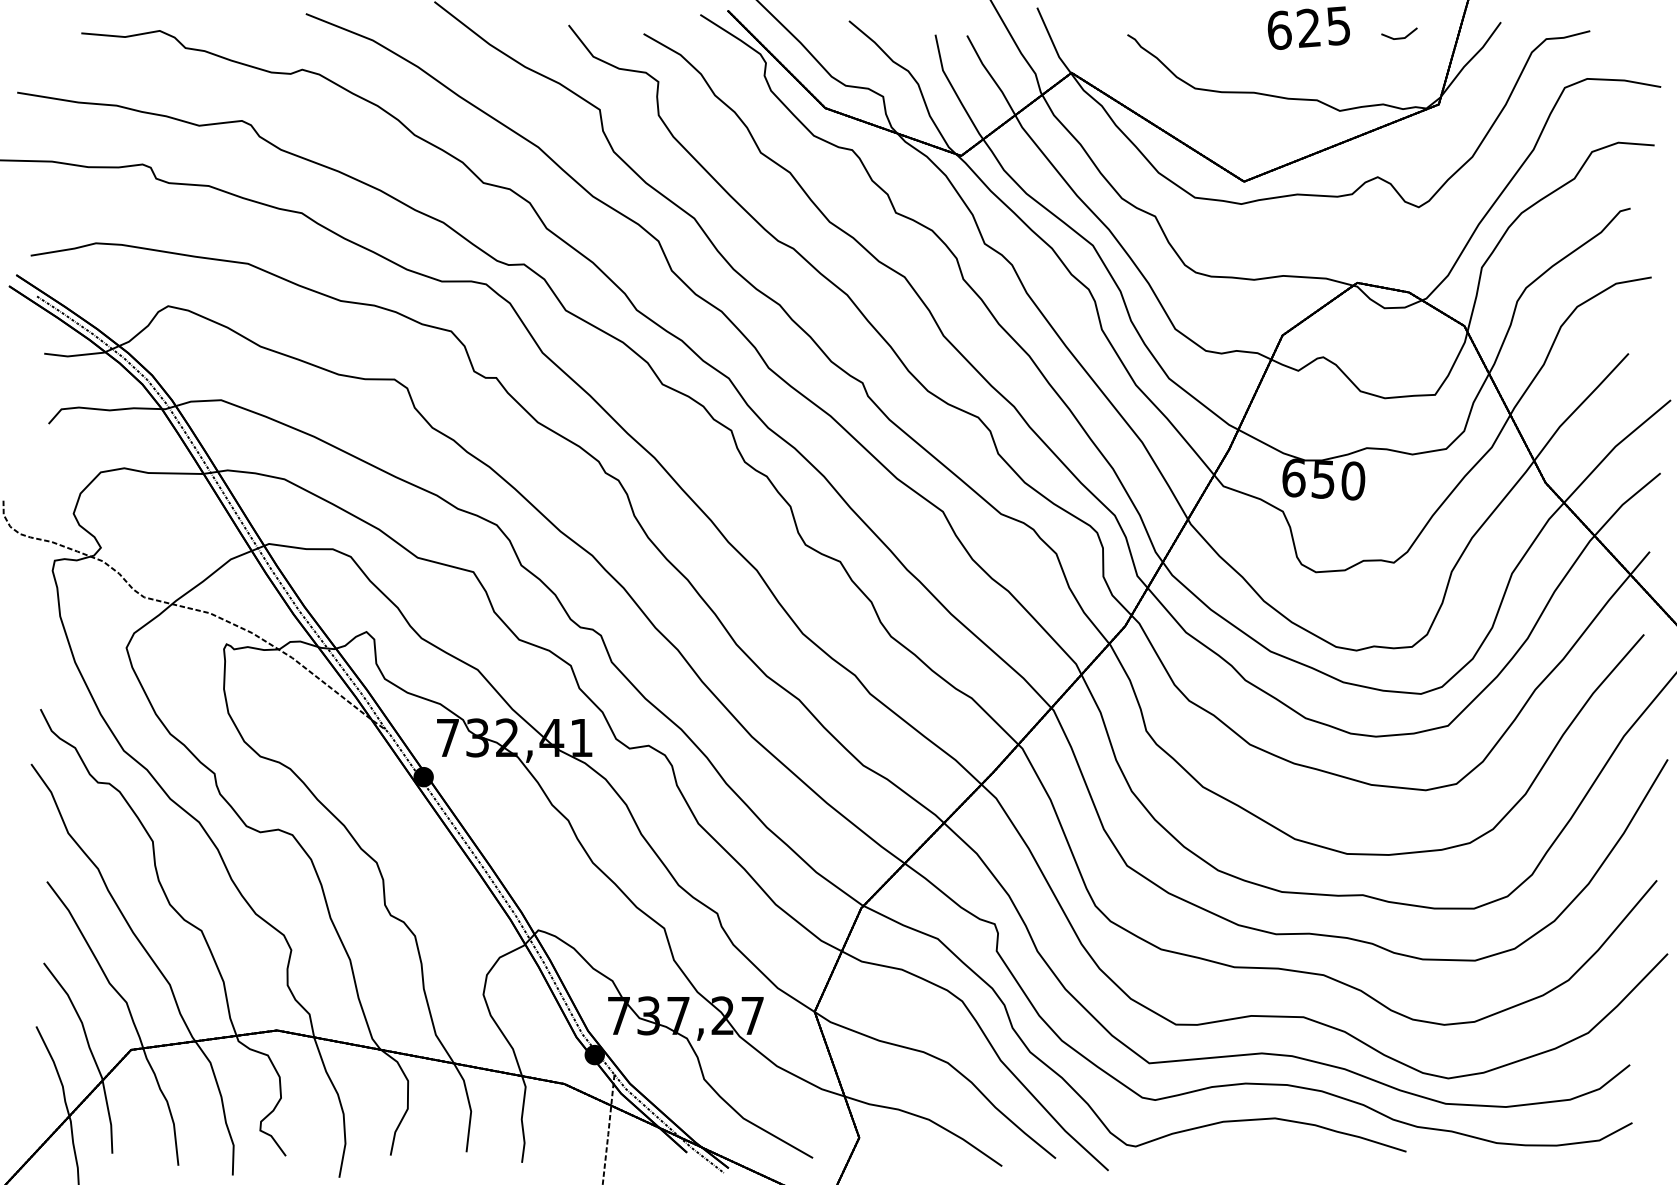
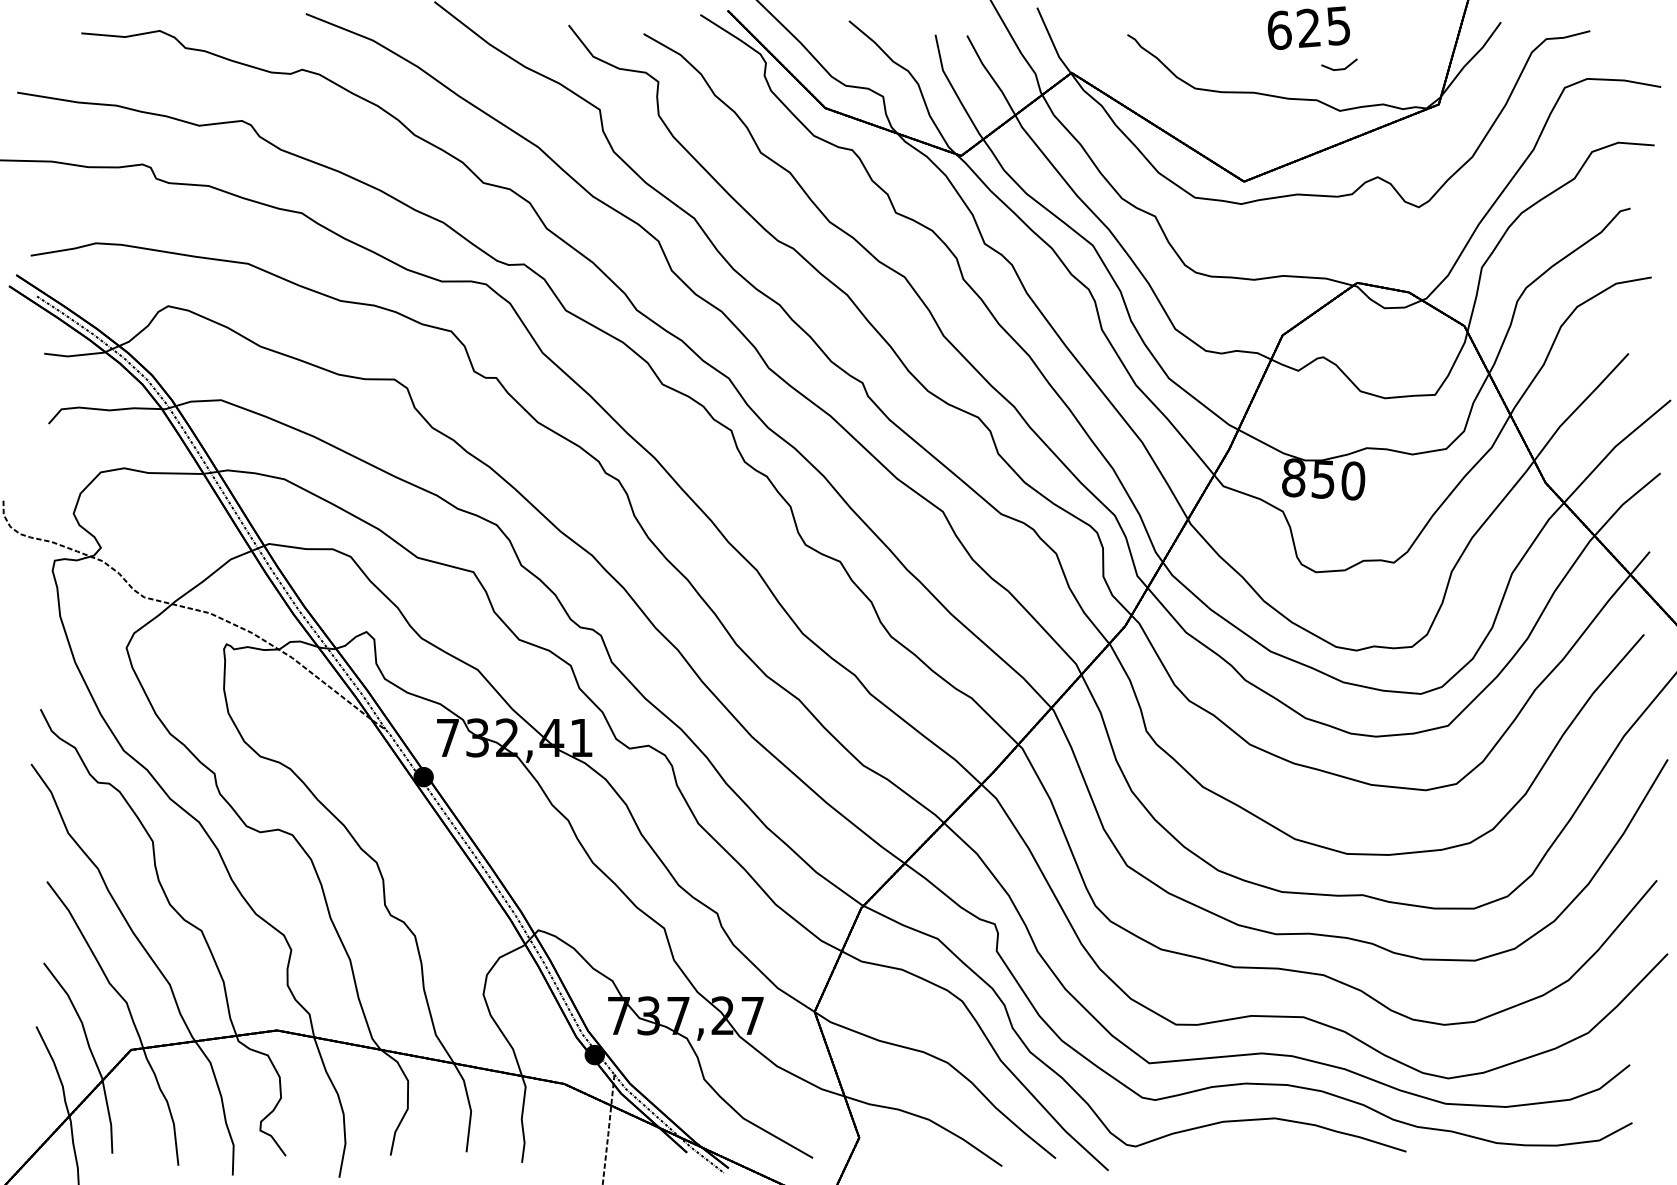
part position: (1399, 33) -> (1339, 64) (1339, 64)
text: 650 -> 850 (1293, 477)
